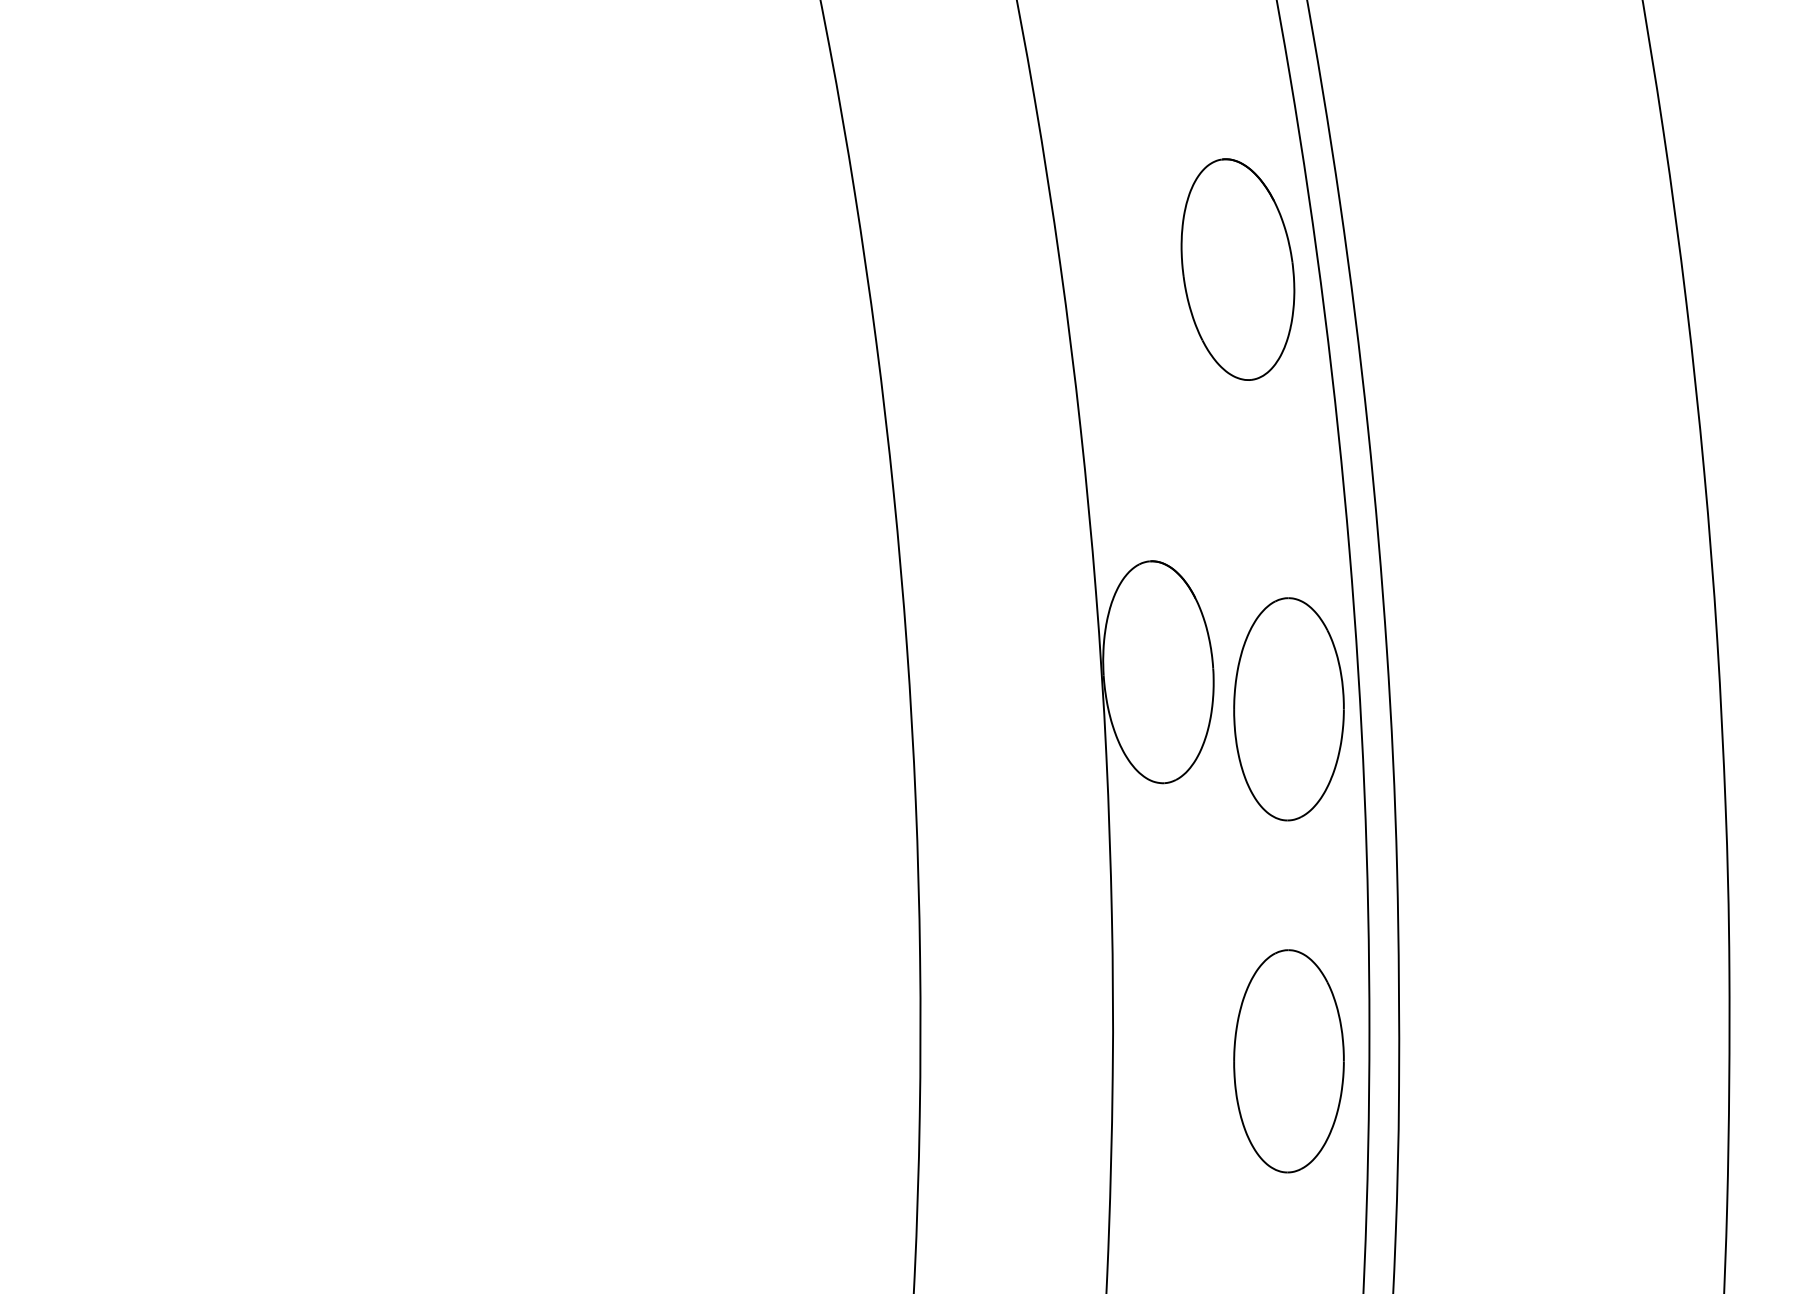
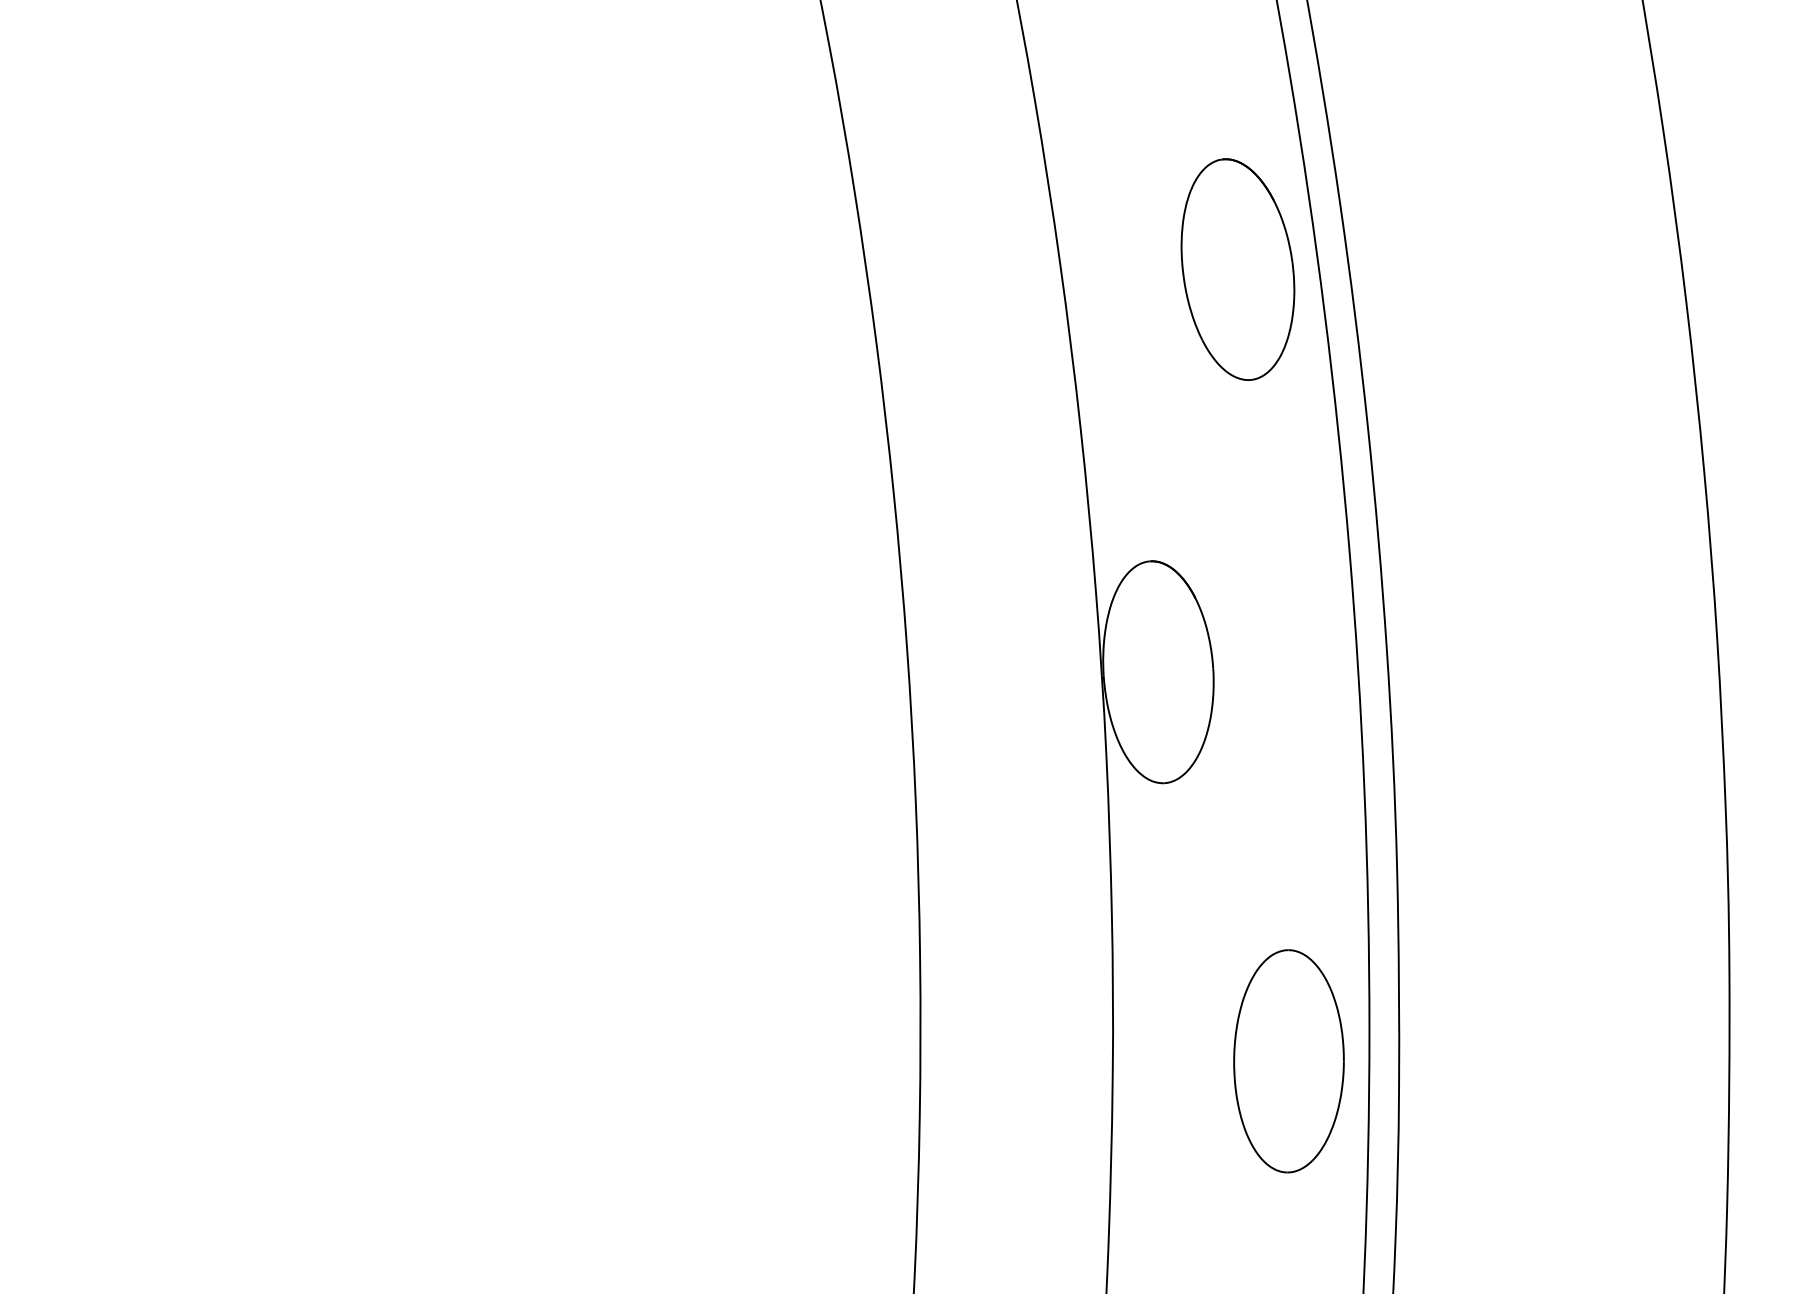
part: present -> none (1288, 709)
